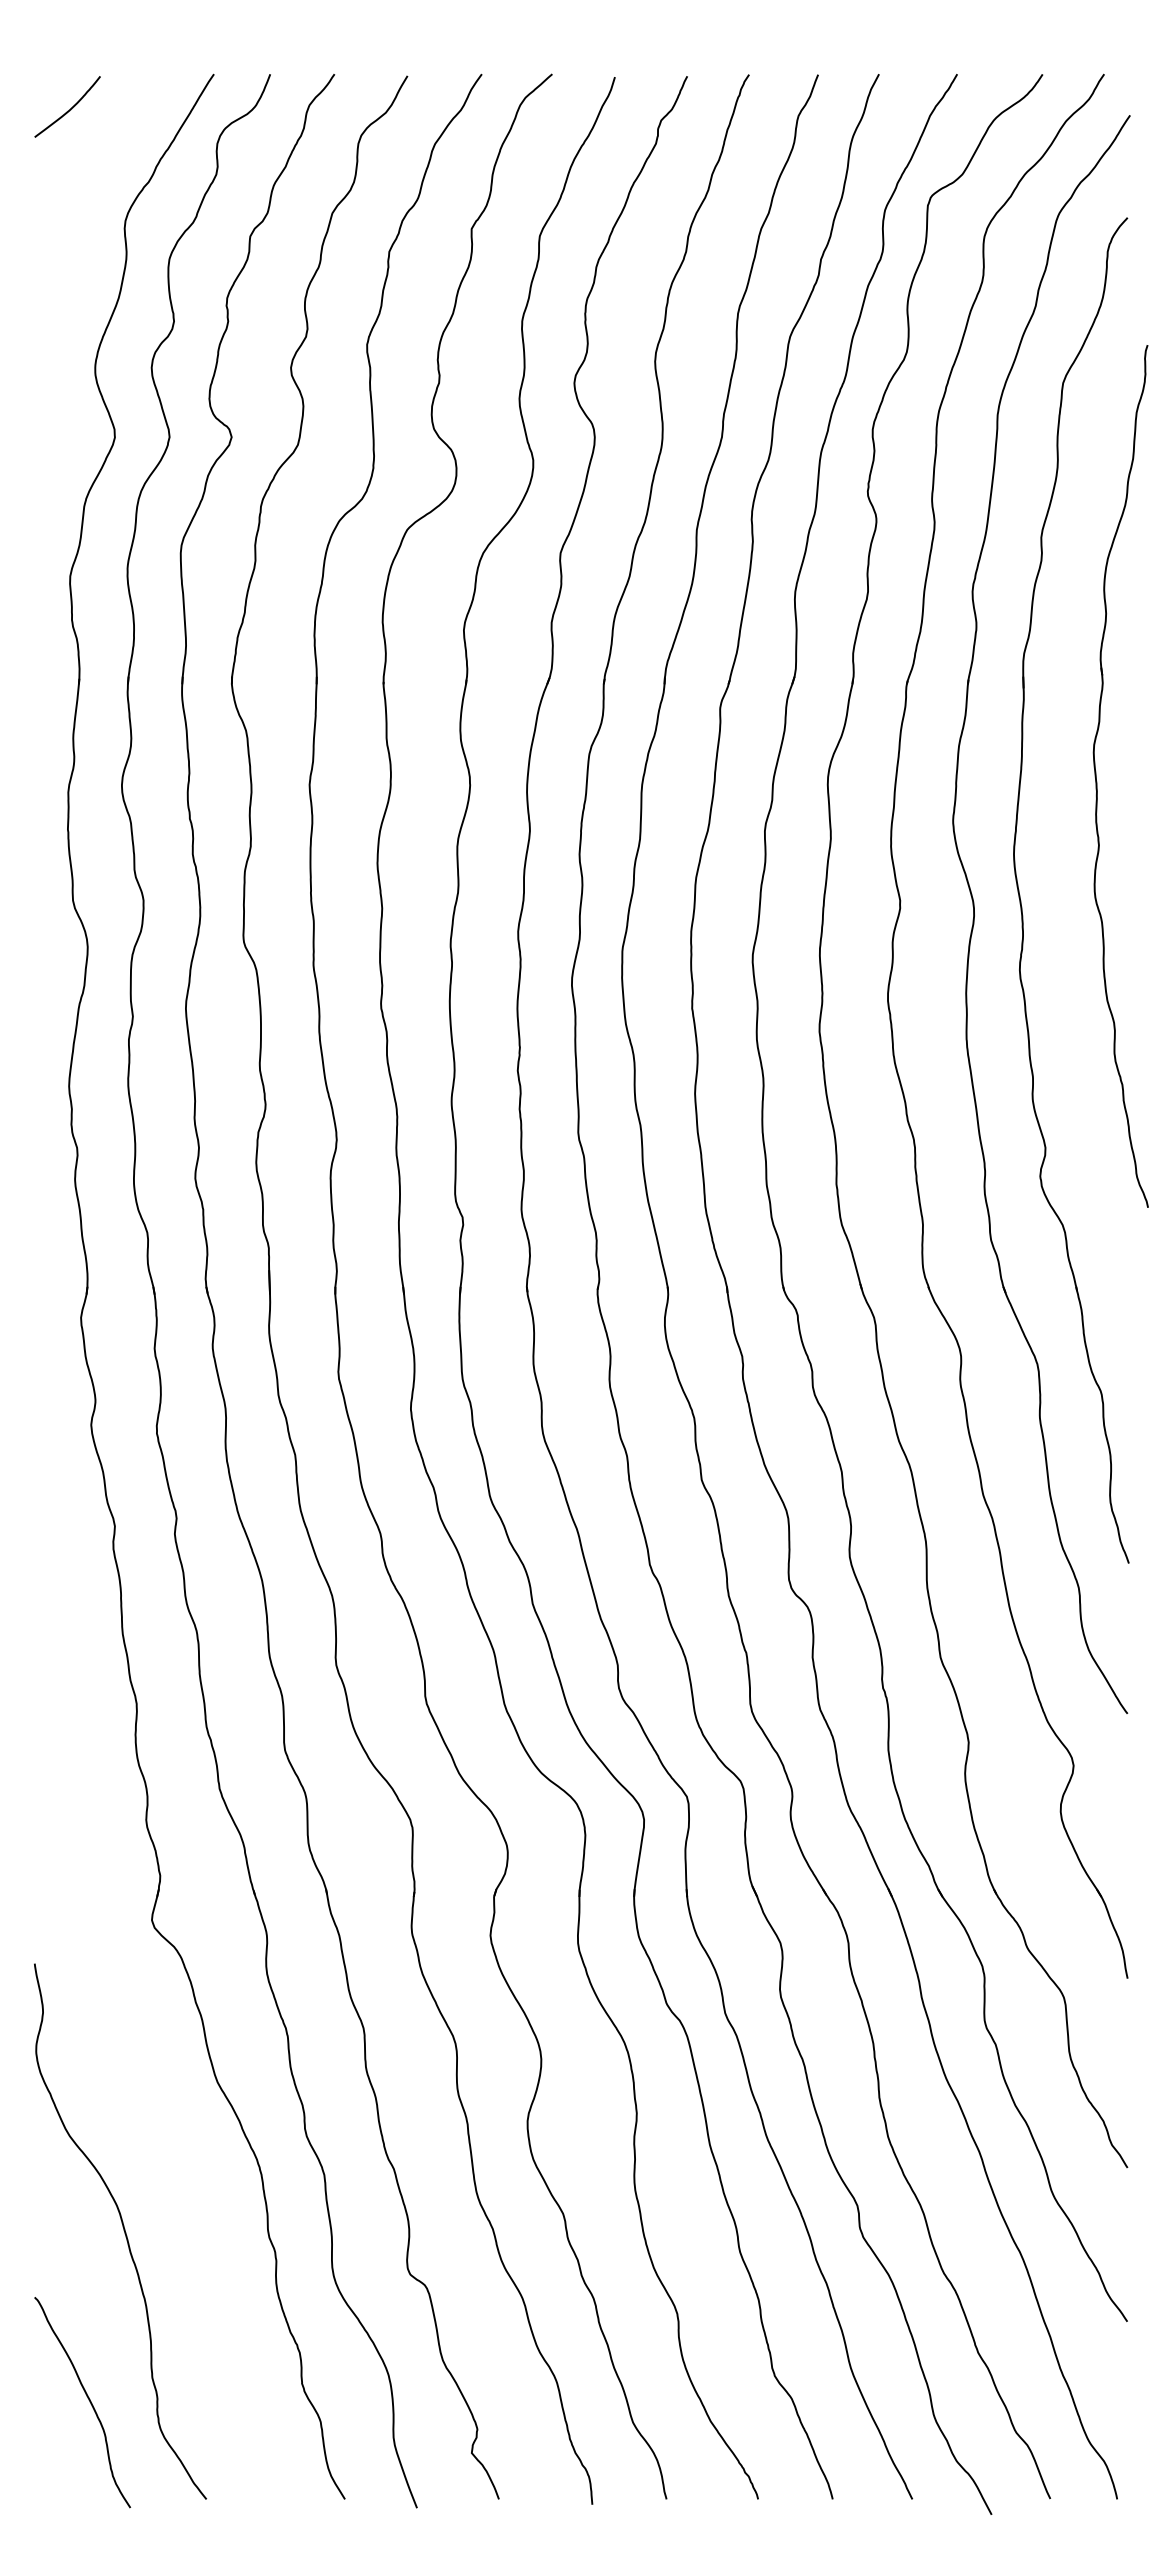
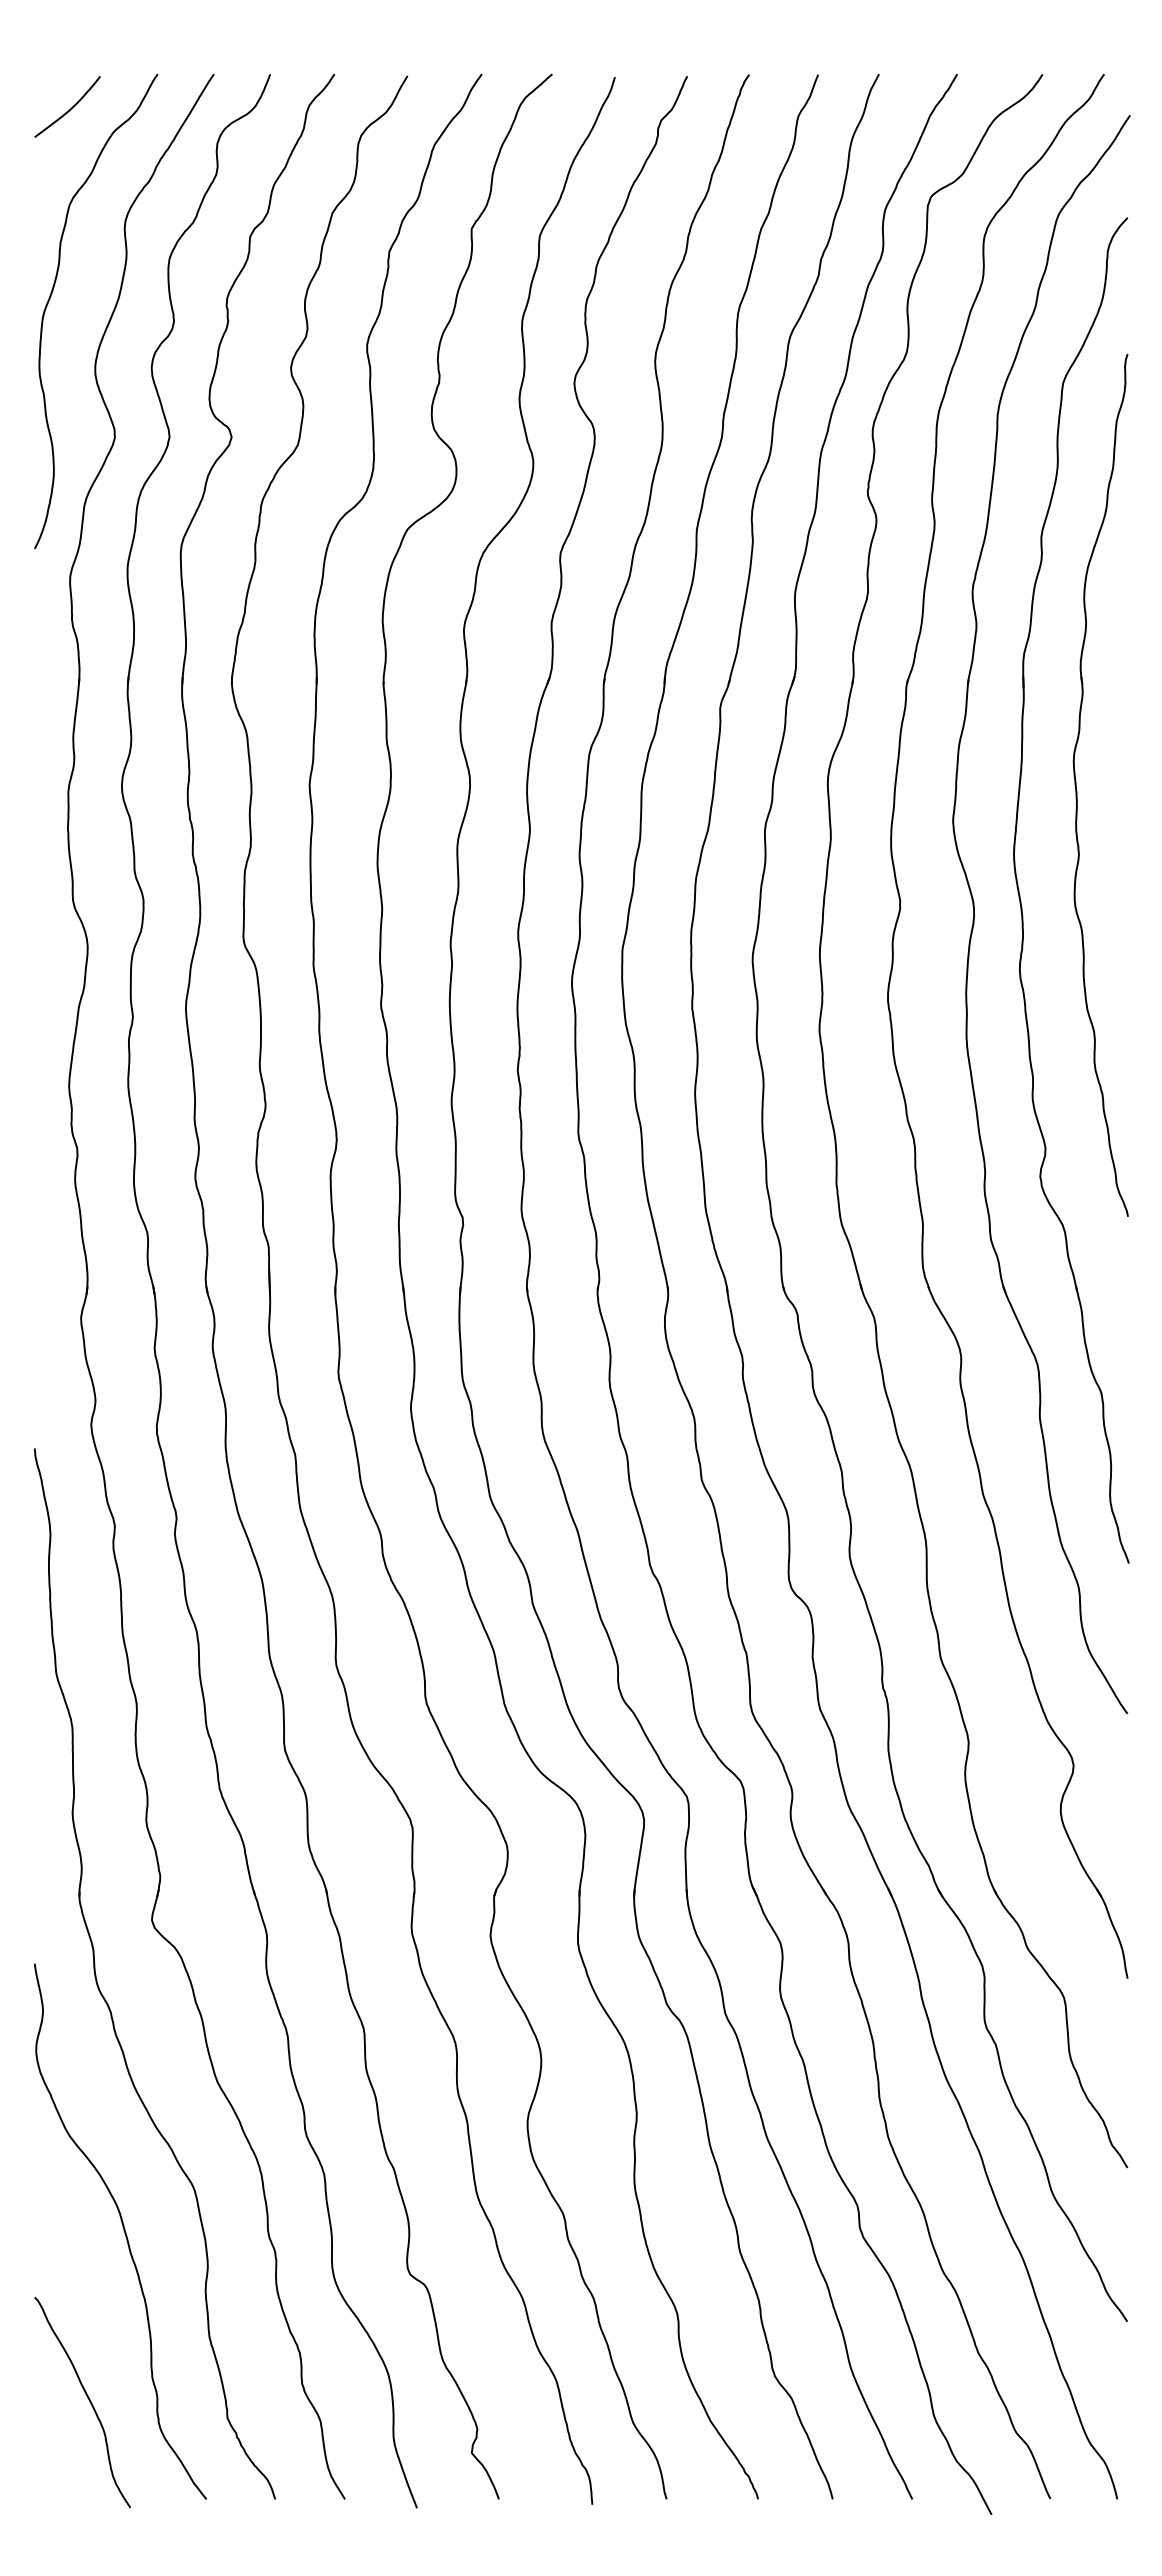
curve: none -> present (53, 291)
part position: (1097, 781) -> (1077, 790) (1077, 790)
part: none -> present (105, 1998)
